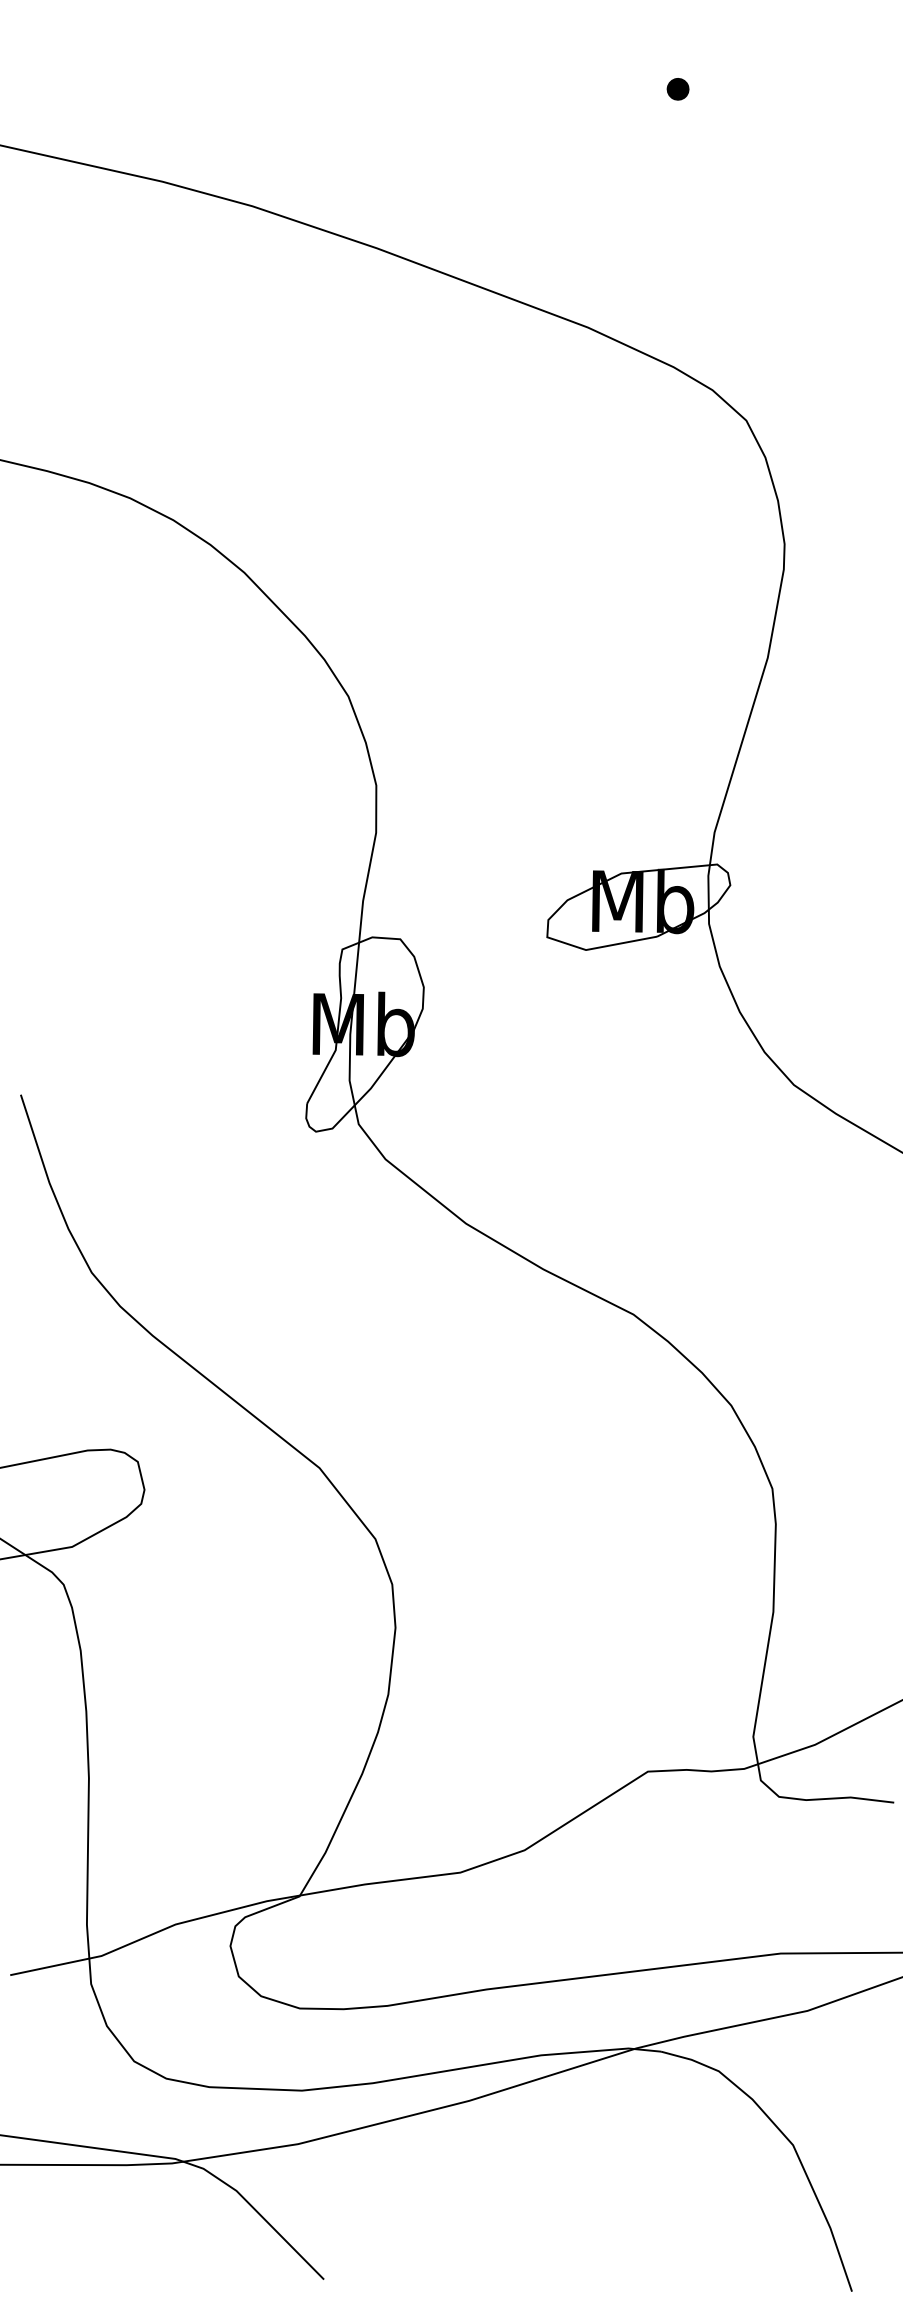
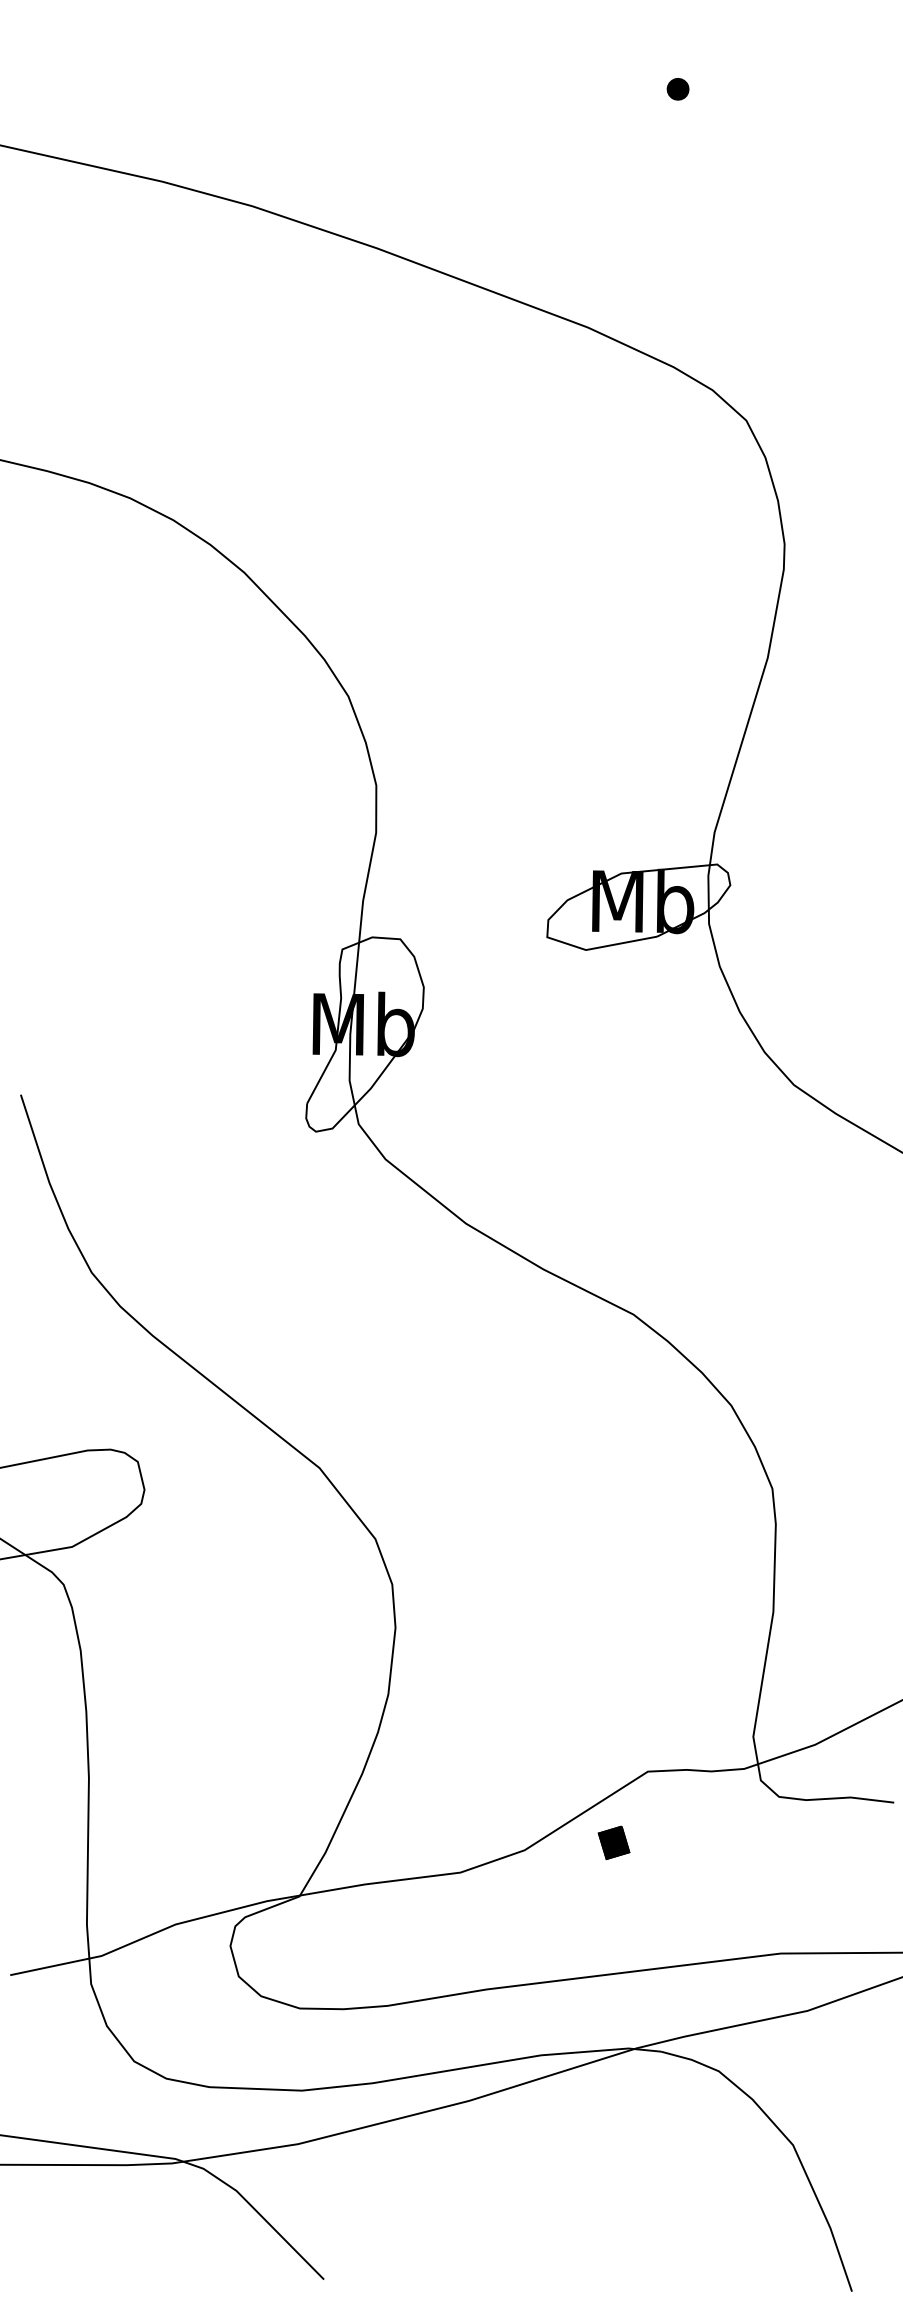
part: none -> present (613, 1842)
